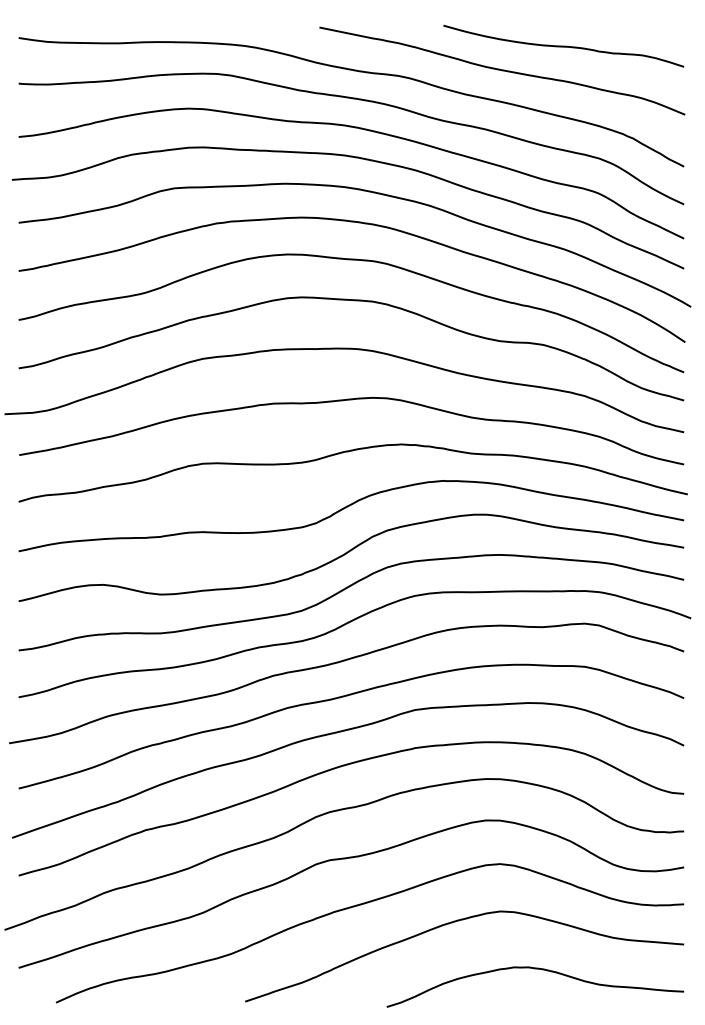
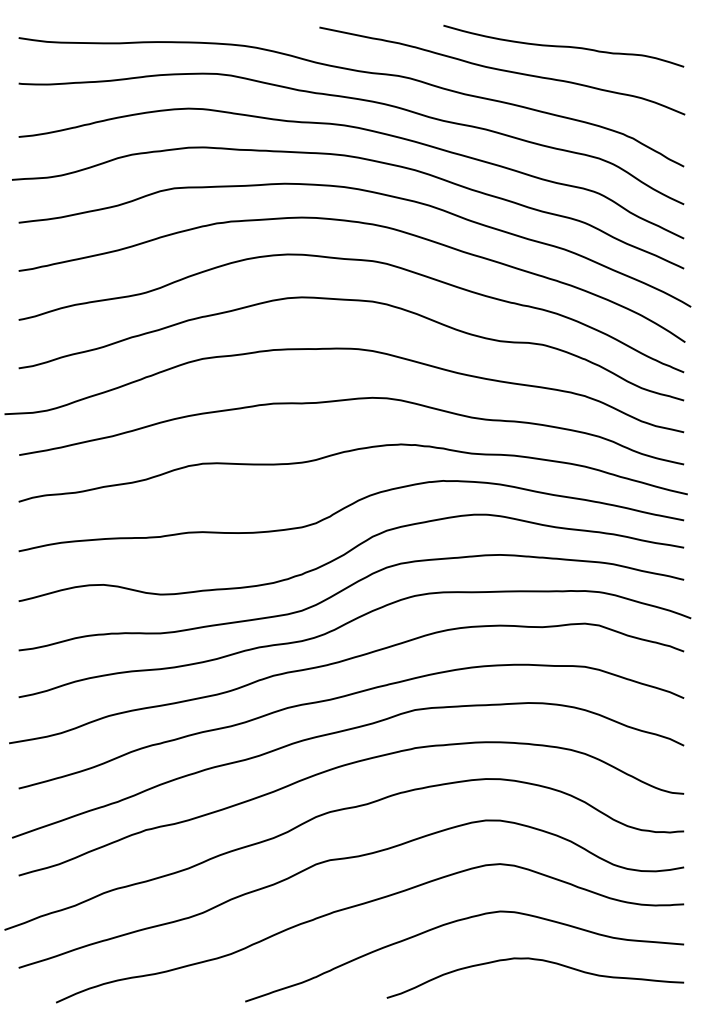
curve position: (535, 969) -> (535, 960) (535, 960)
